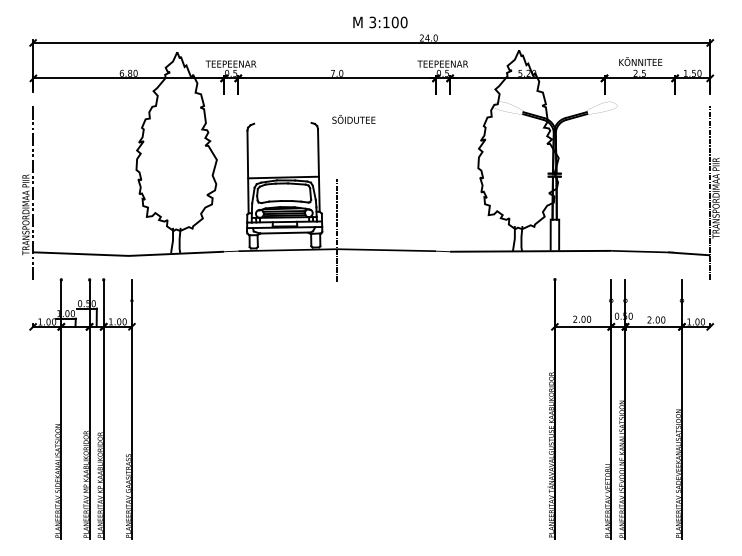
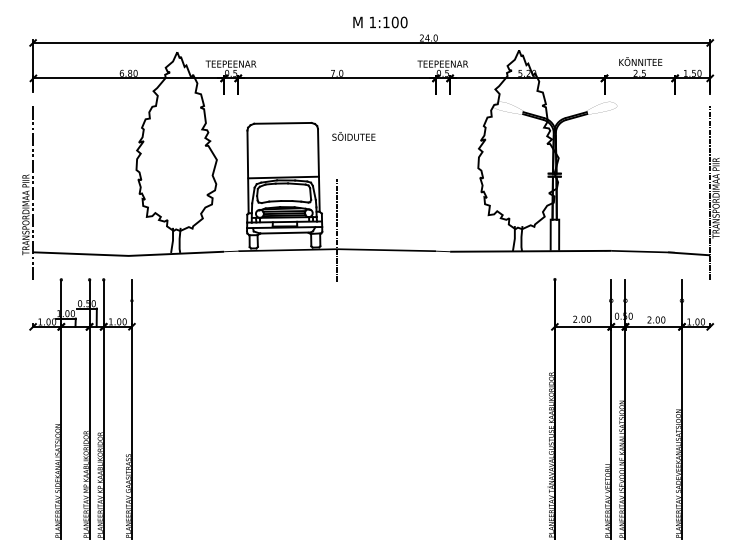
text: 3:100 -> 1:100 (372, 22)
text position: (353, 119) -> (353, 136) (353, 136)
line: none -> present (282, 122)
